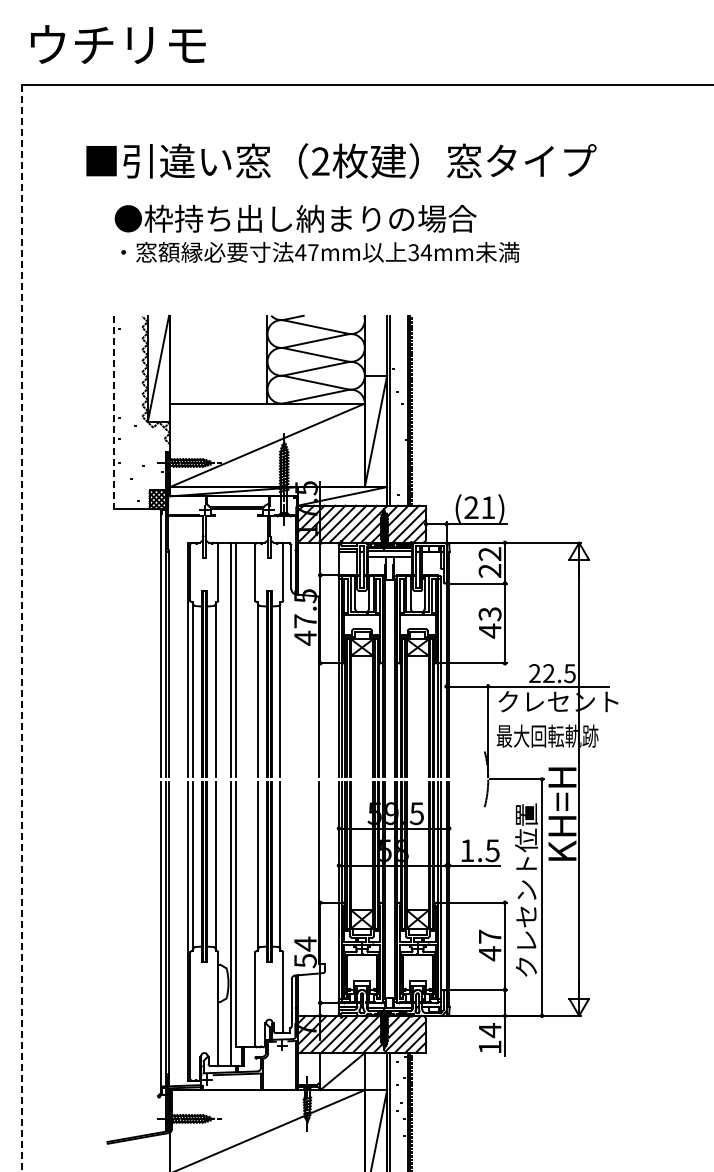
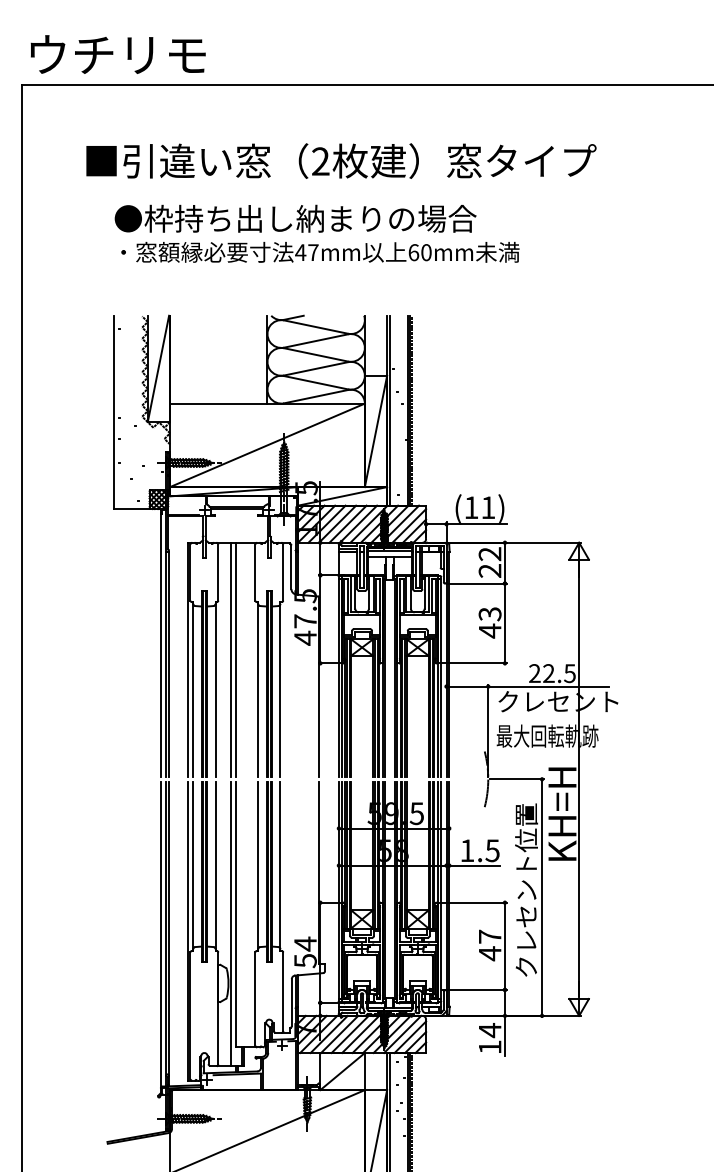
text position: (117, 44) -> (117, 54) (117, 54)
text: 34mm -> 60mm (420, 252)
line: dashed -> solid (114, 412)
text: (21) -> (11) (471, 507)
line: dashed -> solid (21, 628)
